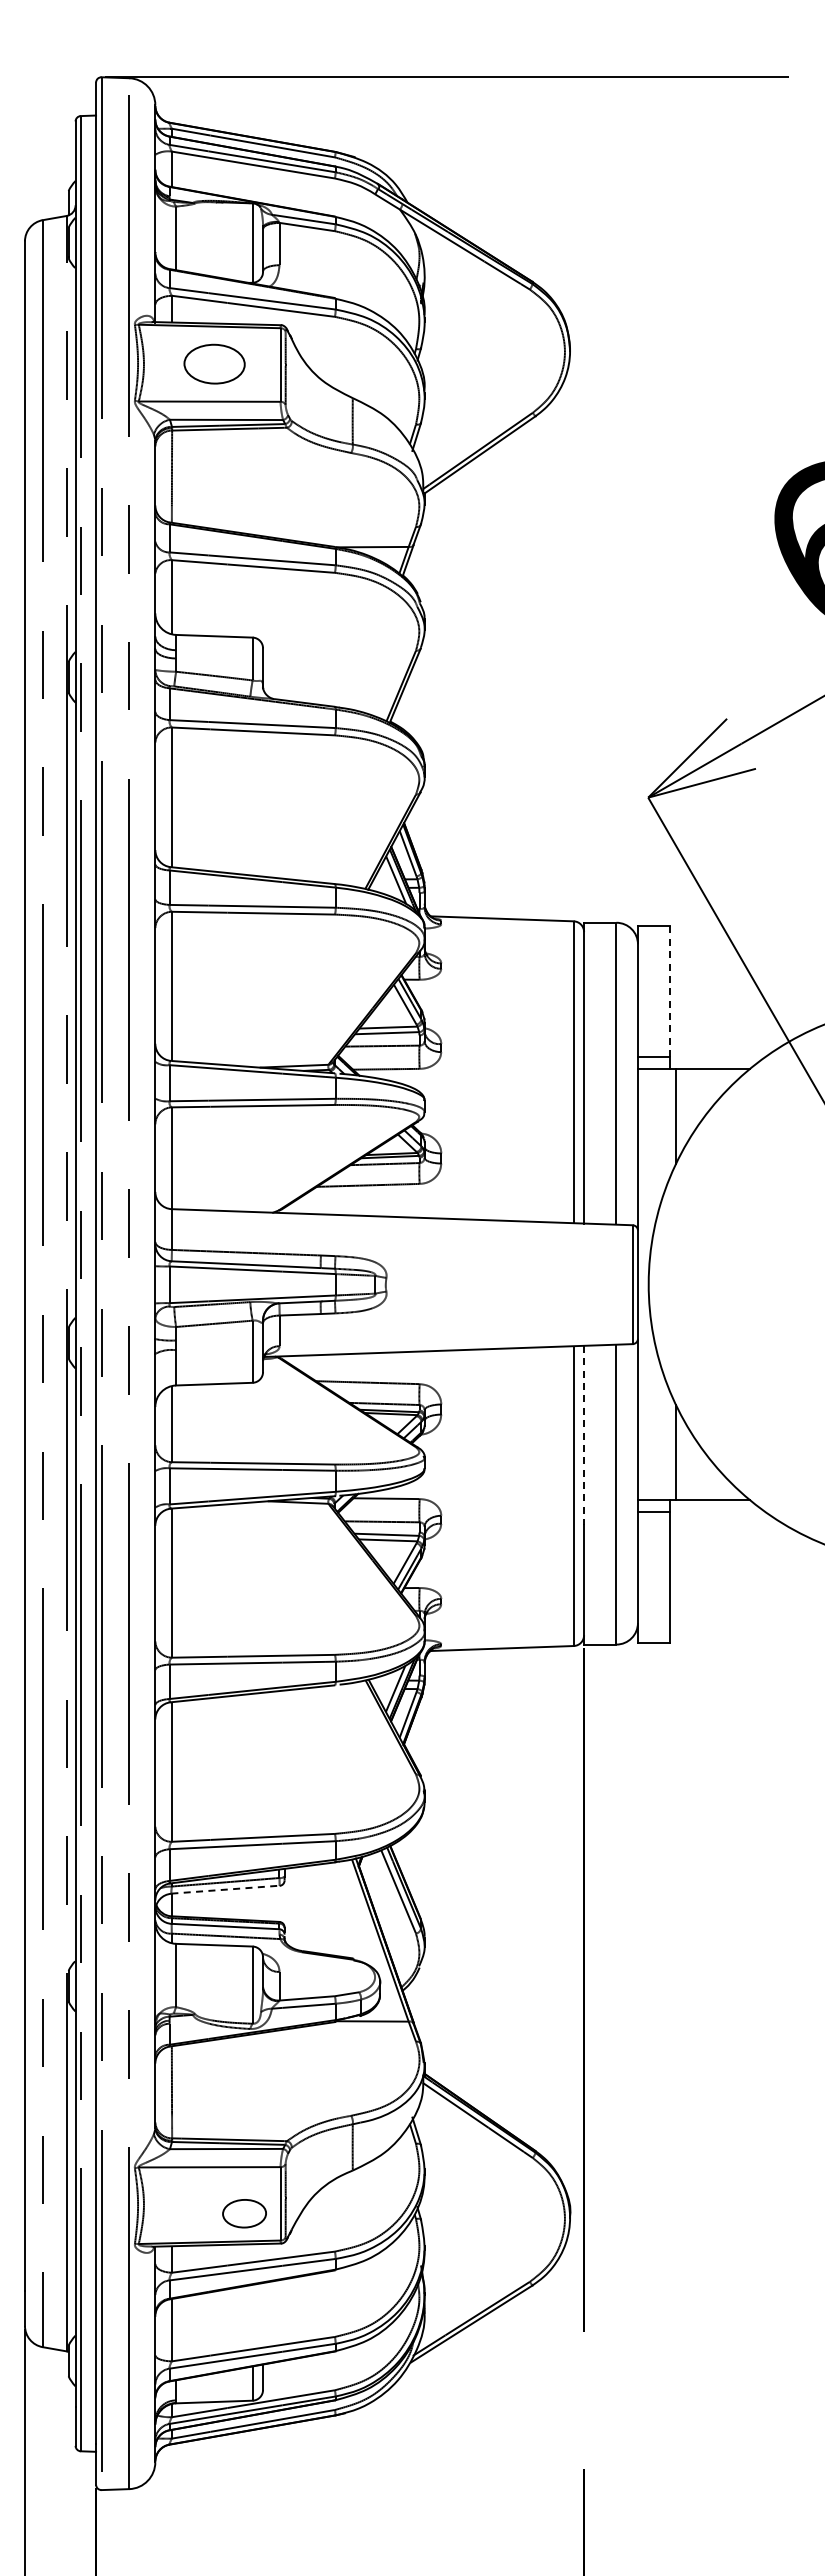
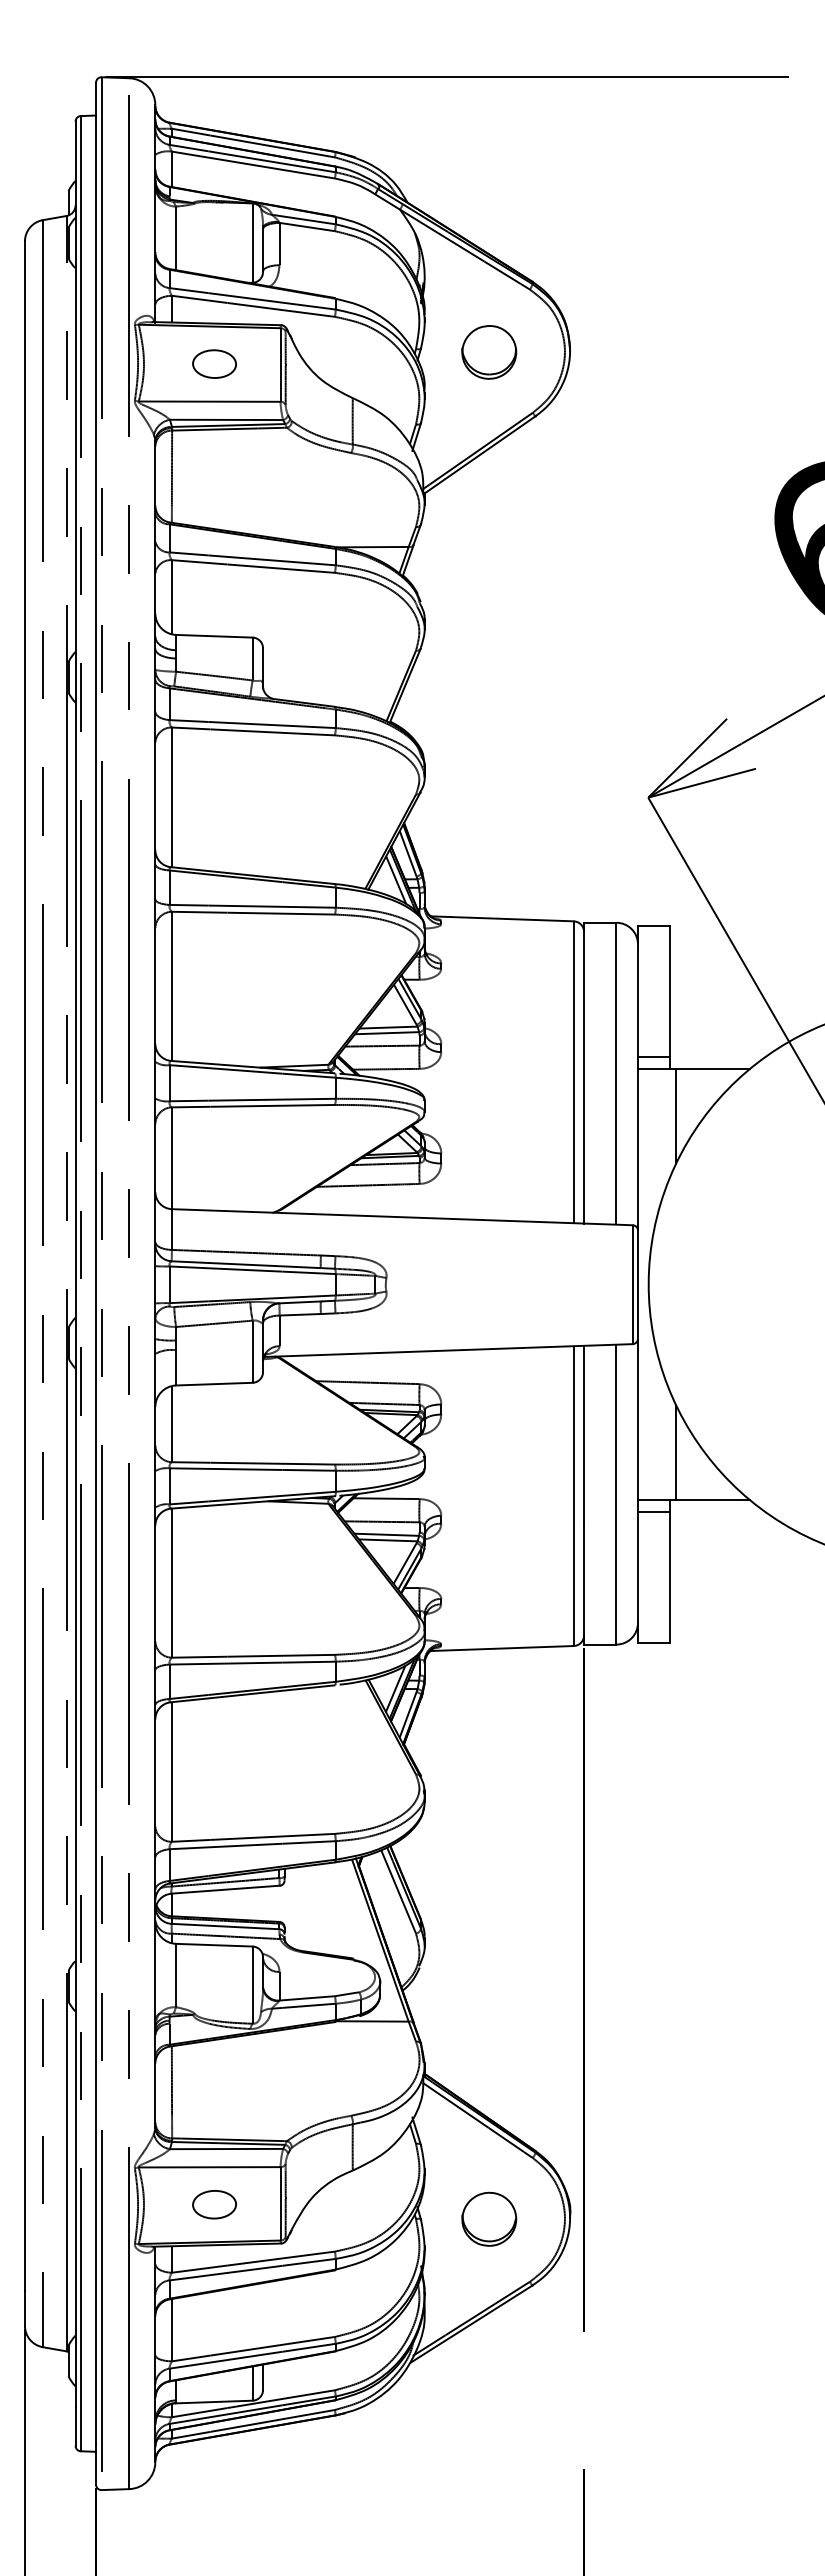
part: none -> present (489, 352)
part size: 63x42 px -> 45x30 px (214, 363)
line: dashed -> solid (670, 991)
line: dashed -> solid (584, 1435)
line: dashed -> solid (225, 1889)
part position: (244, 2213) -> (214, 2204) (214, 2204)
part: none -> present (489, 2218)
